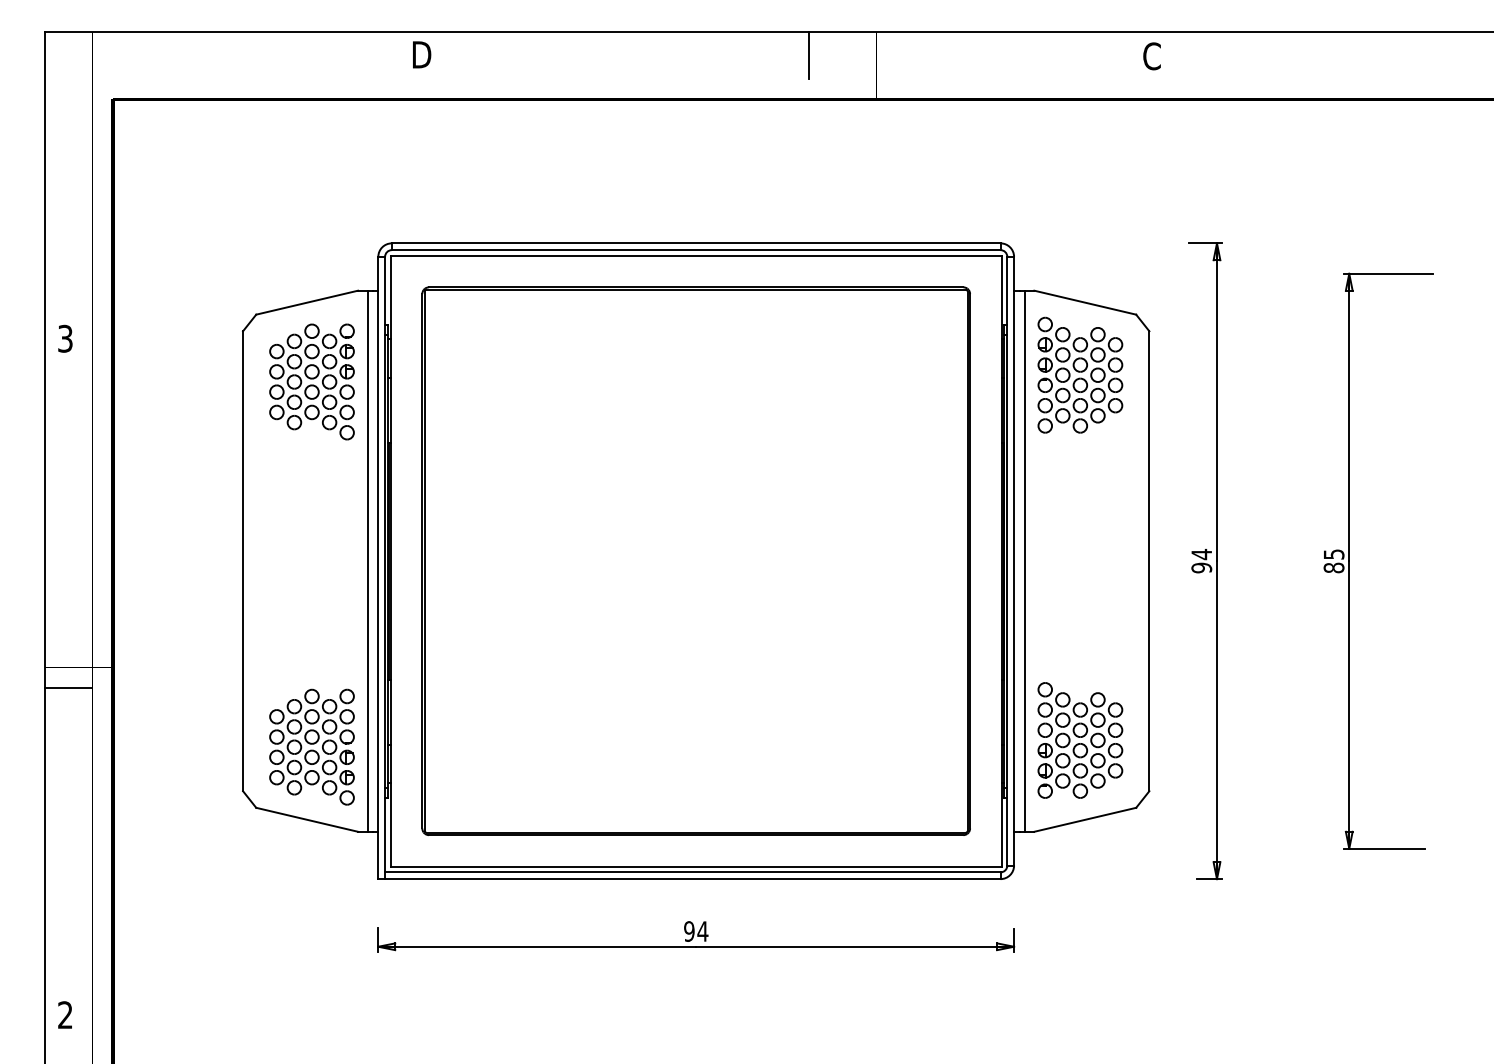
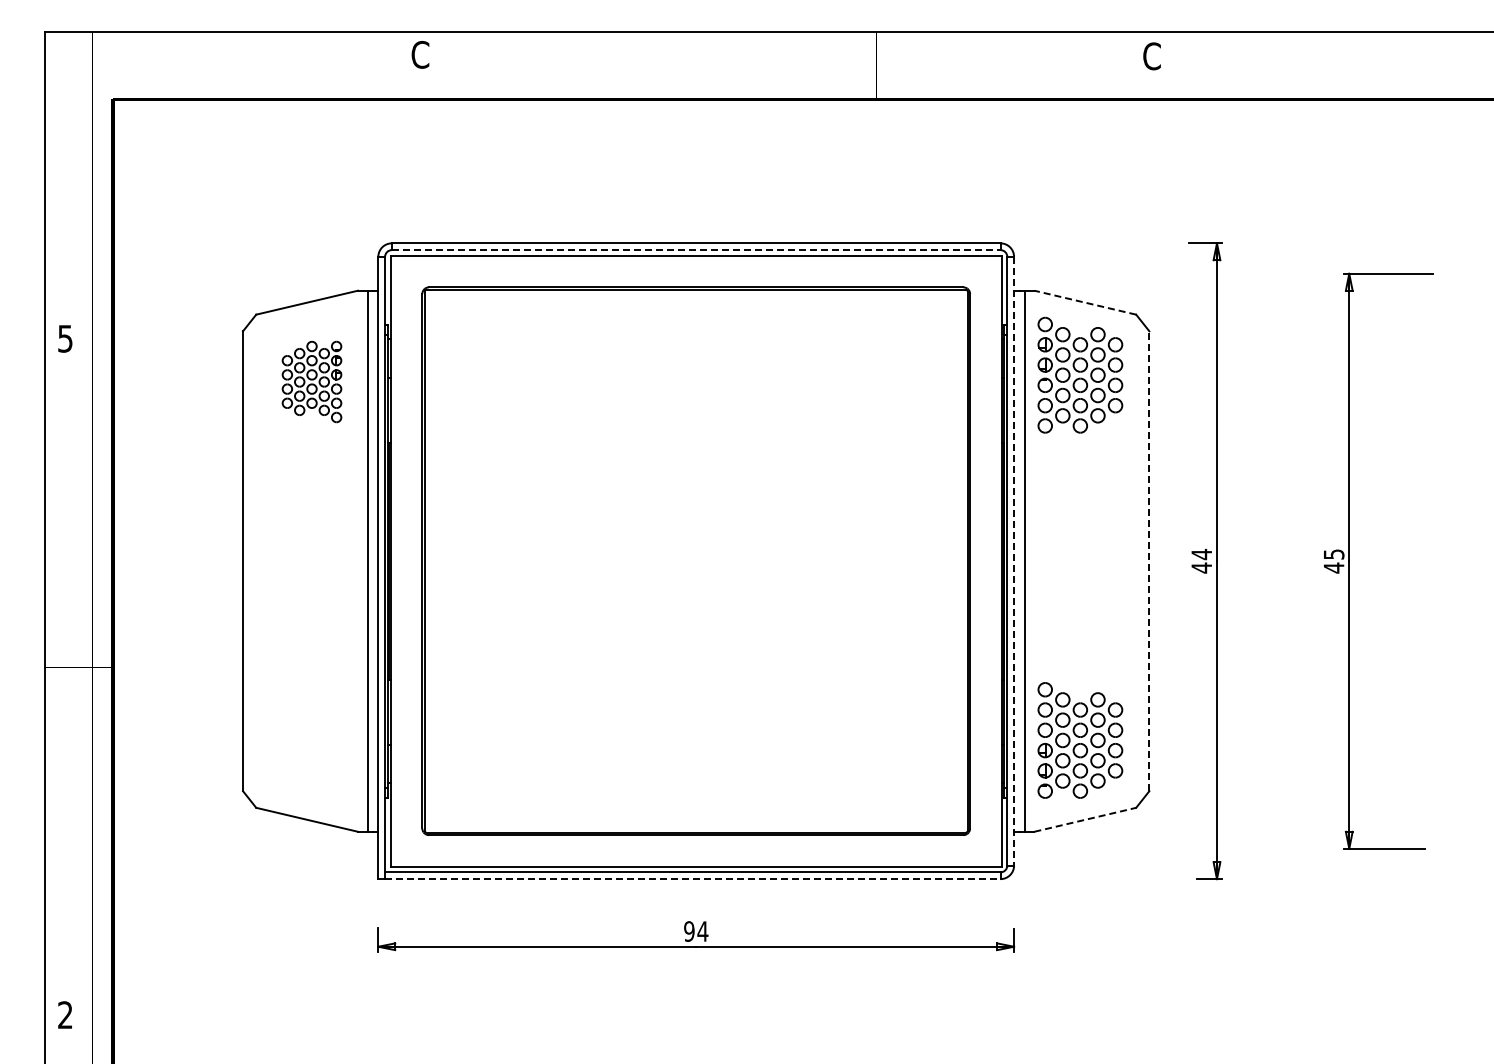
text: D -> C (421, 54)
line: present -> none (809, 55)
line: solid -> dashed (696, 250)
line: solid -> dashed (1084, 302)
text: 3 -> 5 (65, 338)
part size: 86x118 px -> 62x84 px (311, 381)
line: solid -> dashed (1014, 561)
line: solid -> dashed (1149, 561)
text: 94 -> 44 (1201, 567)
text: 85 -> 45 (1333, 567)
line: present -> none (68, 688)
part: present -> none (311, 746)
line: solid -> dashed (1085, 819)
line: solid -> dashed (692, 879)
